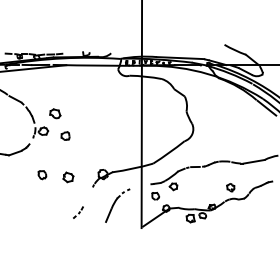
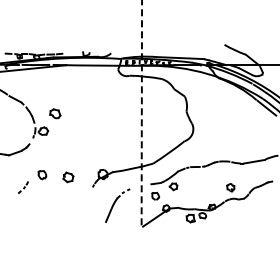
line: solid -> dashed (141, 114)
part: present -> none (65, 135)
part position: (78, 212) -> (23, 187) (23, 187)
